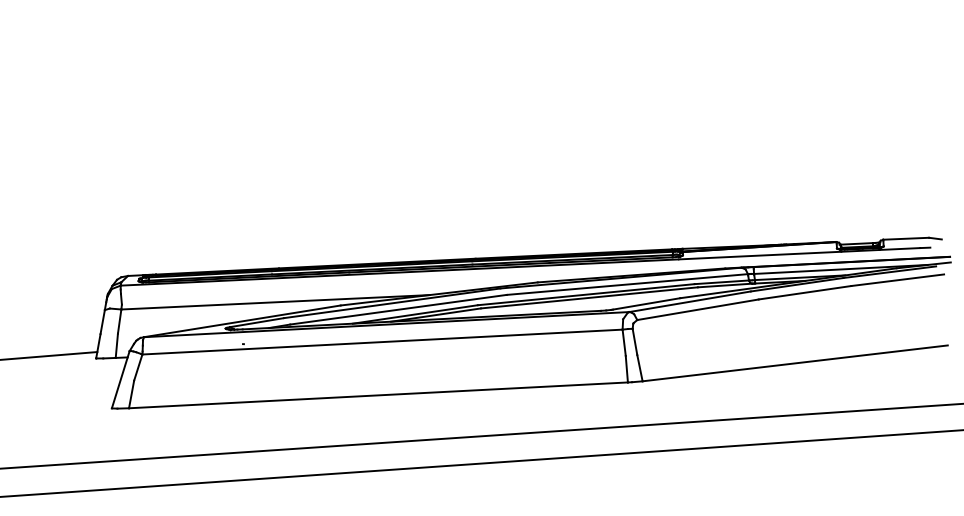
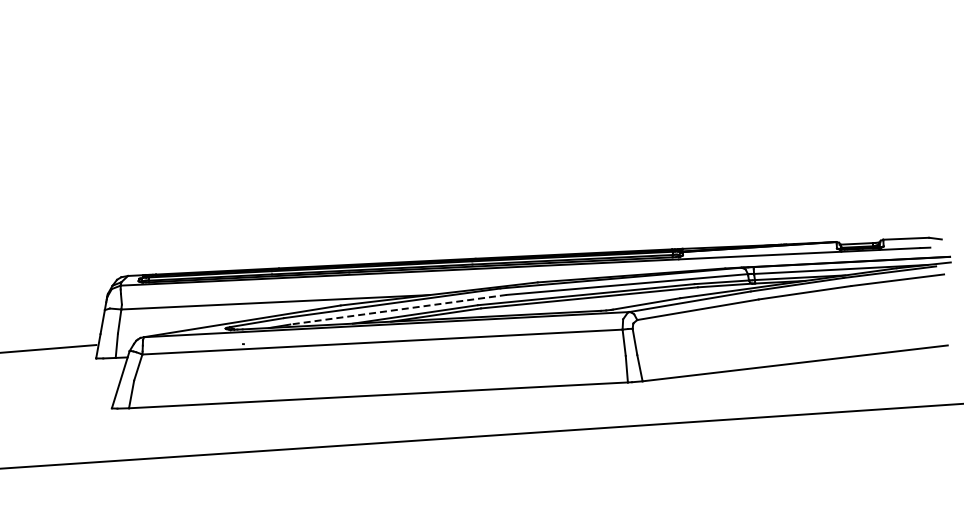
line: solid -> dashed (398, 309)
line position: (49, 355) -> (49, 348) (49, 348)
line: present -> none (481, 463)
